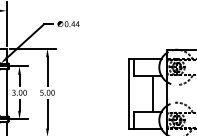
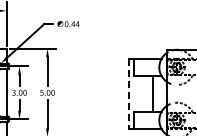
line: solid -> dashed (128, 94)
